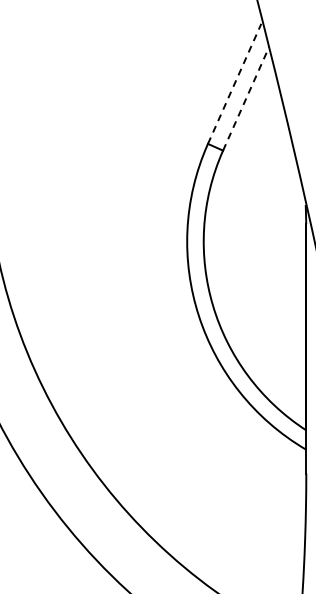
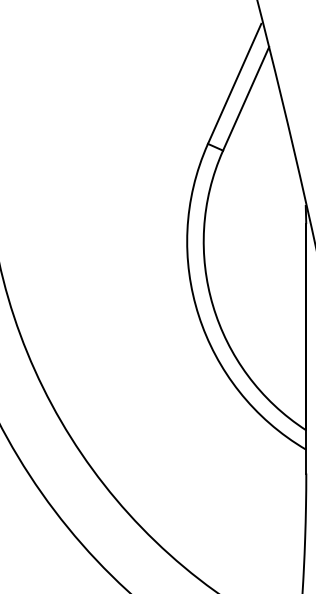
line: dashed -> solid (234, 83)
line: dashed -> solid (246, 98)
